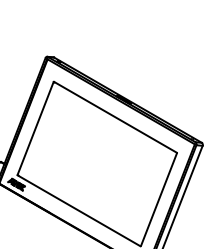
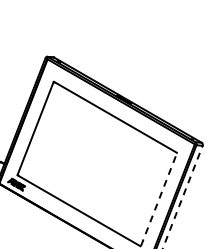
line: solid -> dashed (182, 196)
line: solid -> dashed (158, 199)
